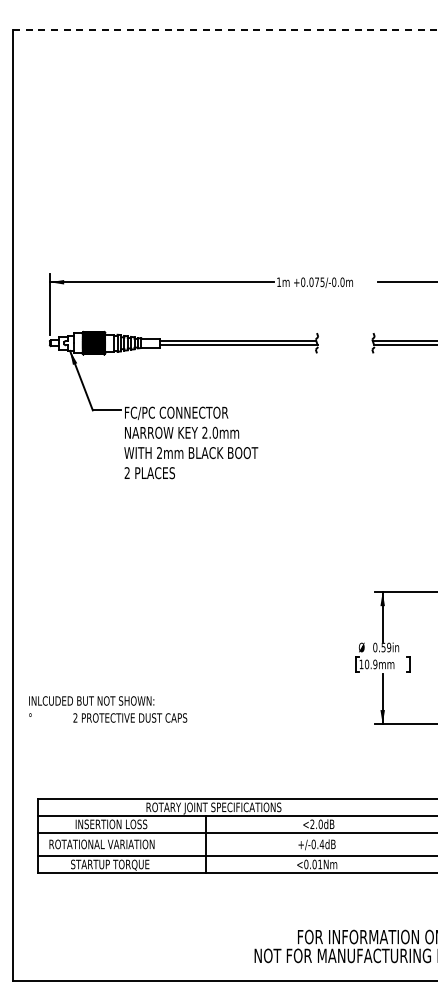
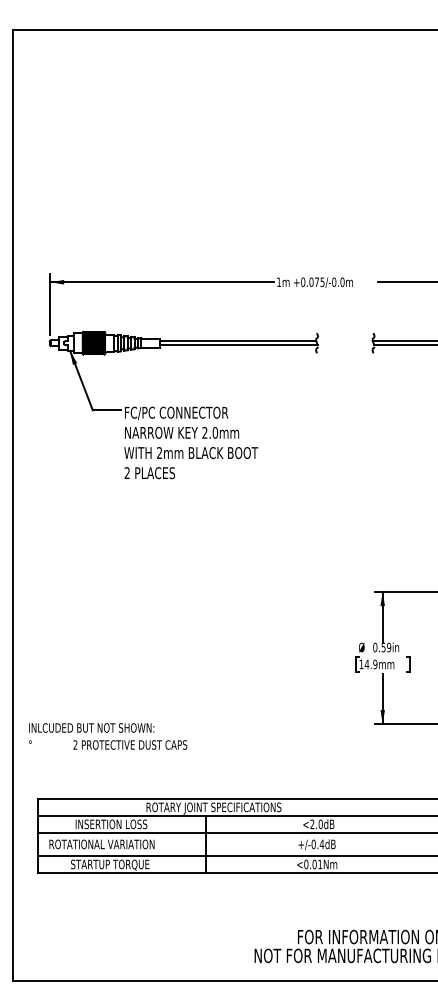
line: dashed -> solid (225, 29)
text: 10.9mm -> 14.9mm (366, 664)
text position: (108, 709) -> (108, 736) (108, 736)
